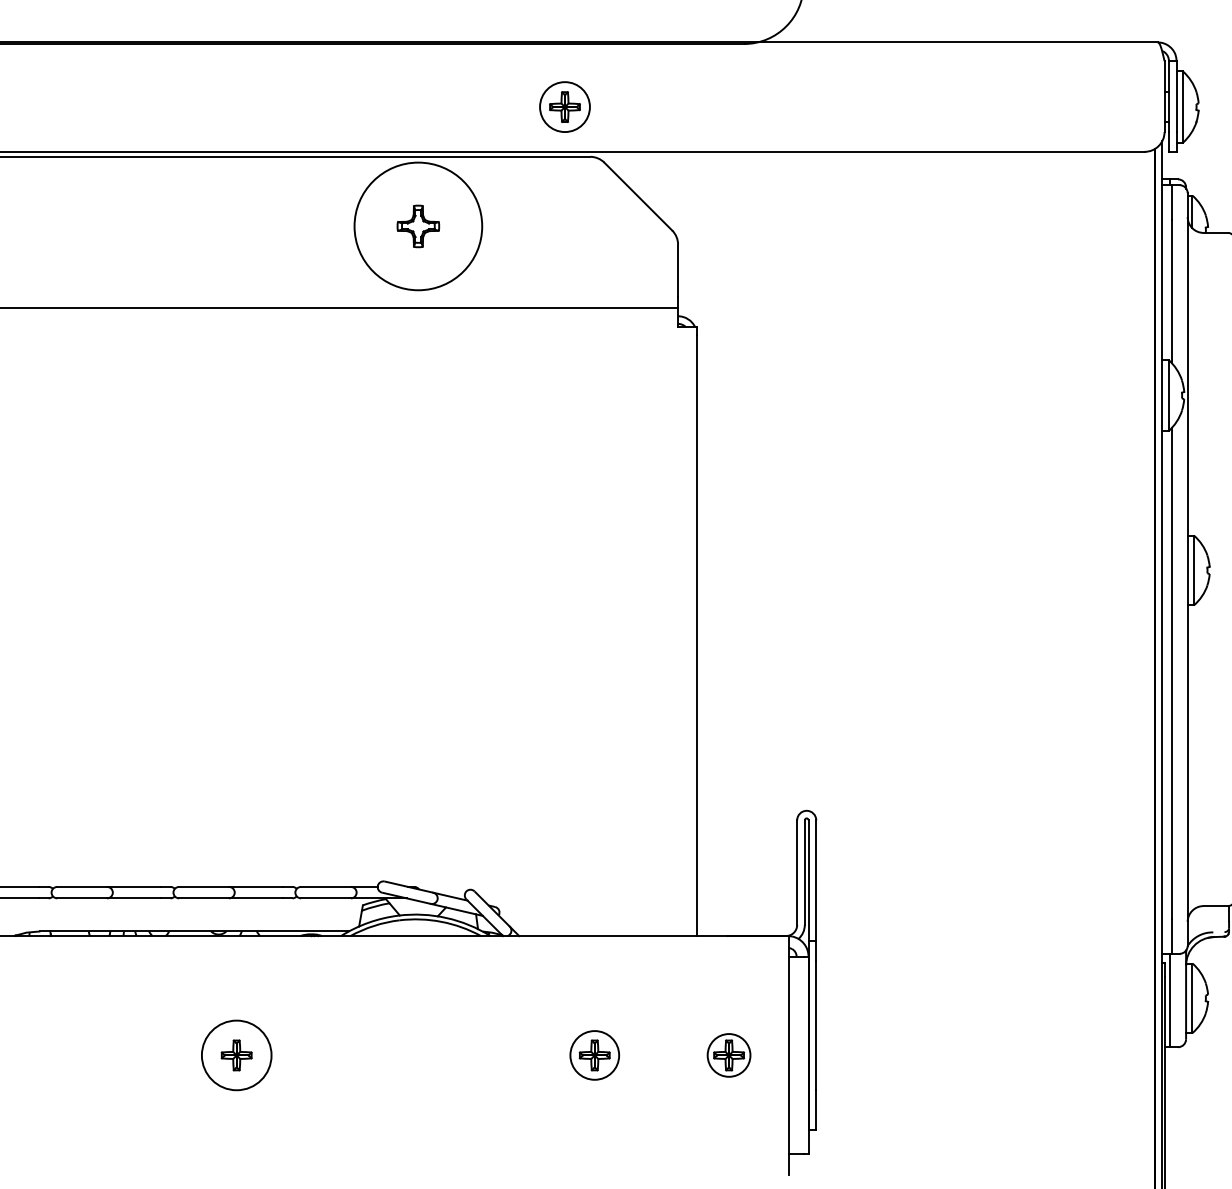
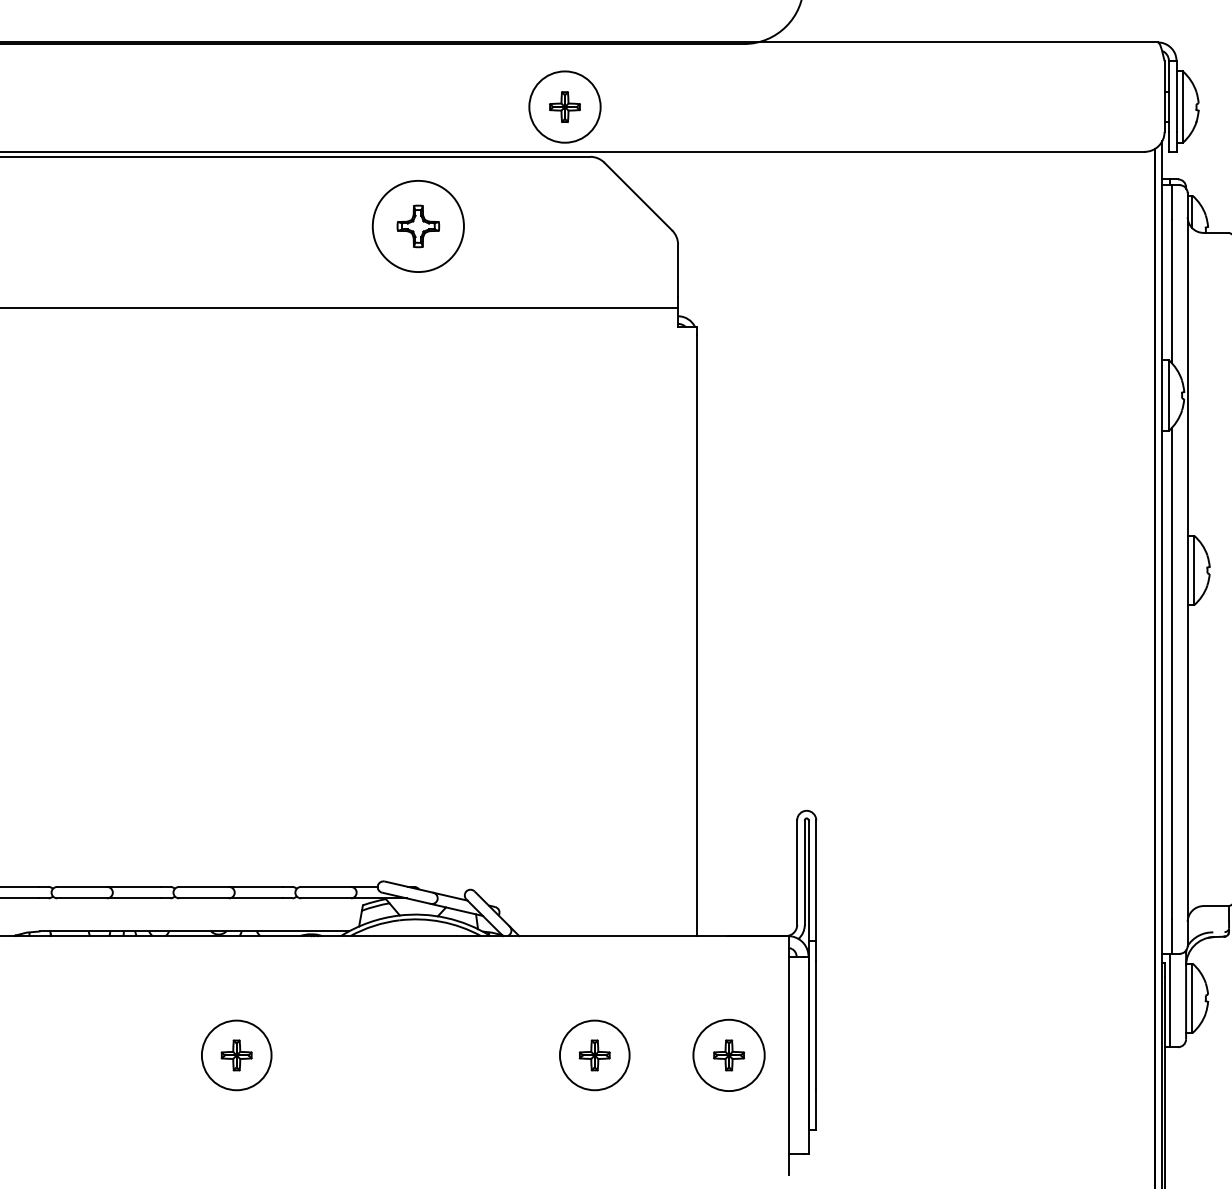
circle diameter: 50 px -> 71 px (564, 106)
circle diameter: 128 px -> 91 px (417, 226)
circle diameter: 49 px -> 70 px (594, 1055)
circle diameter: 43 px -> 71 px (728, 1055)
